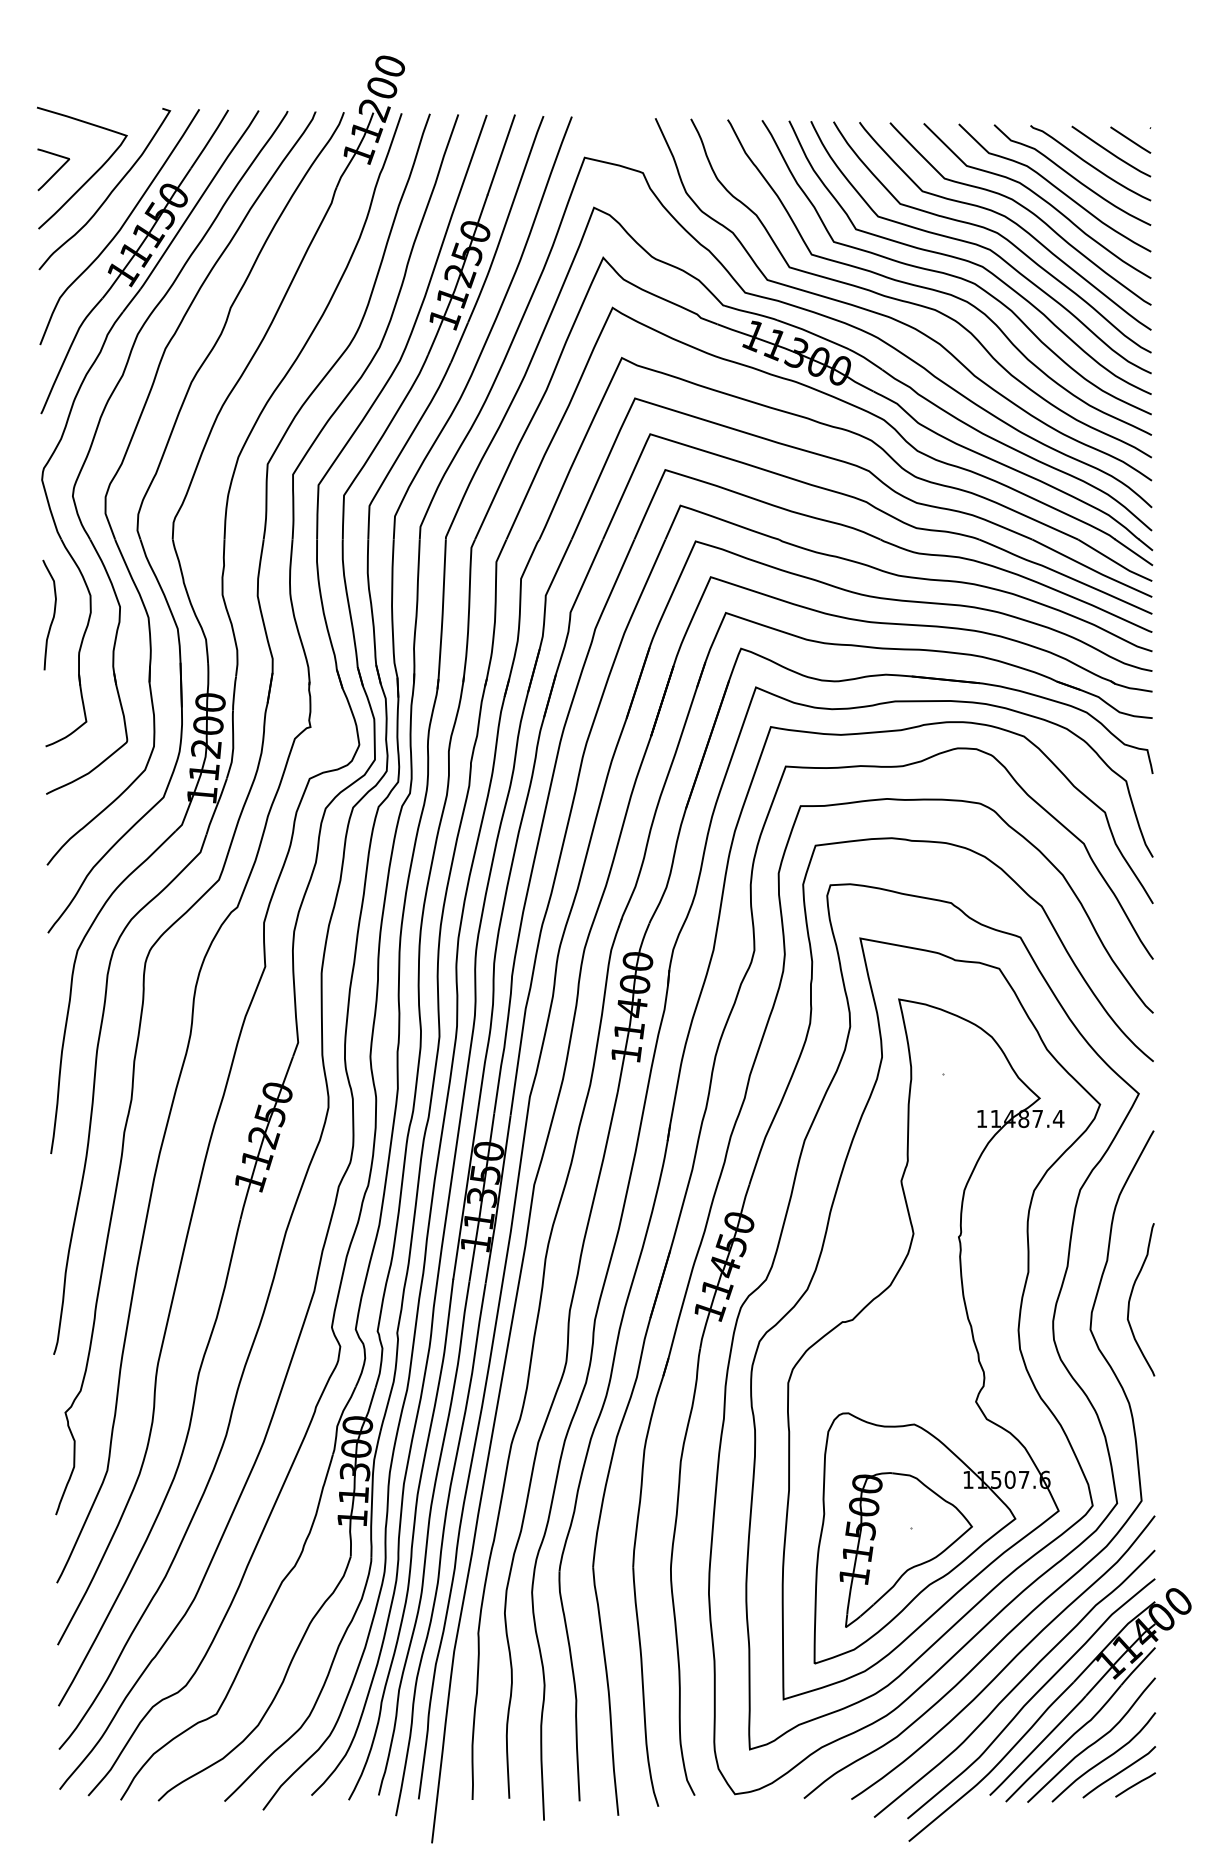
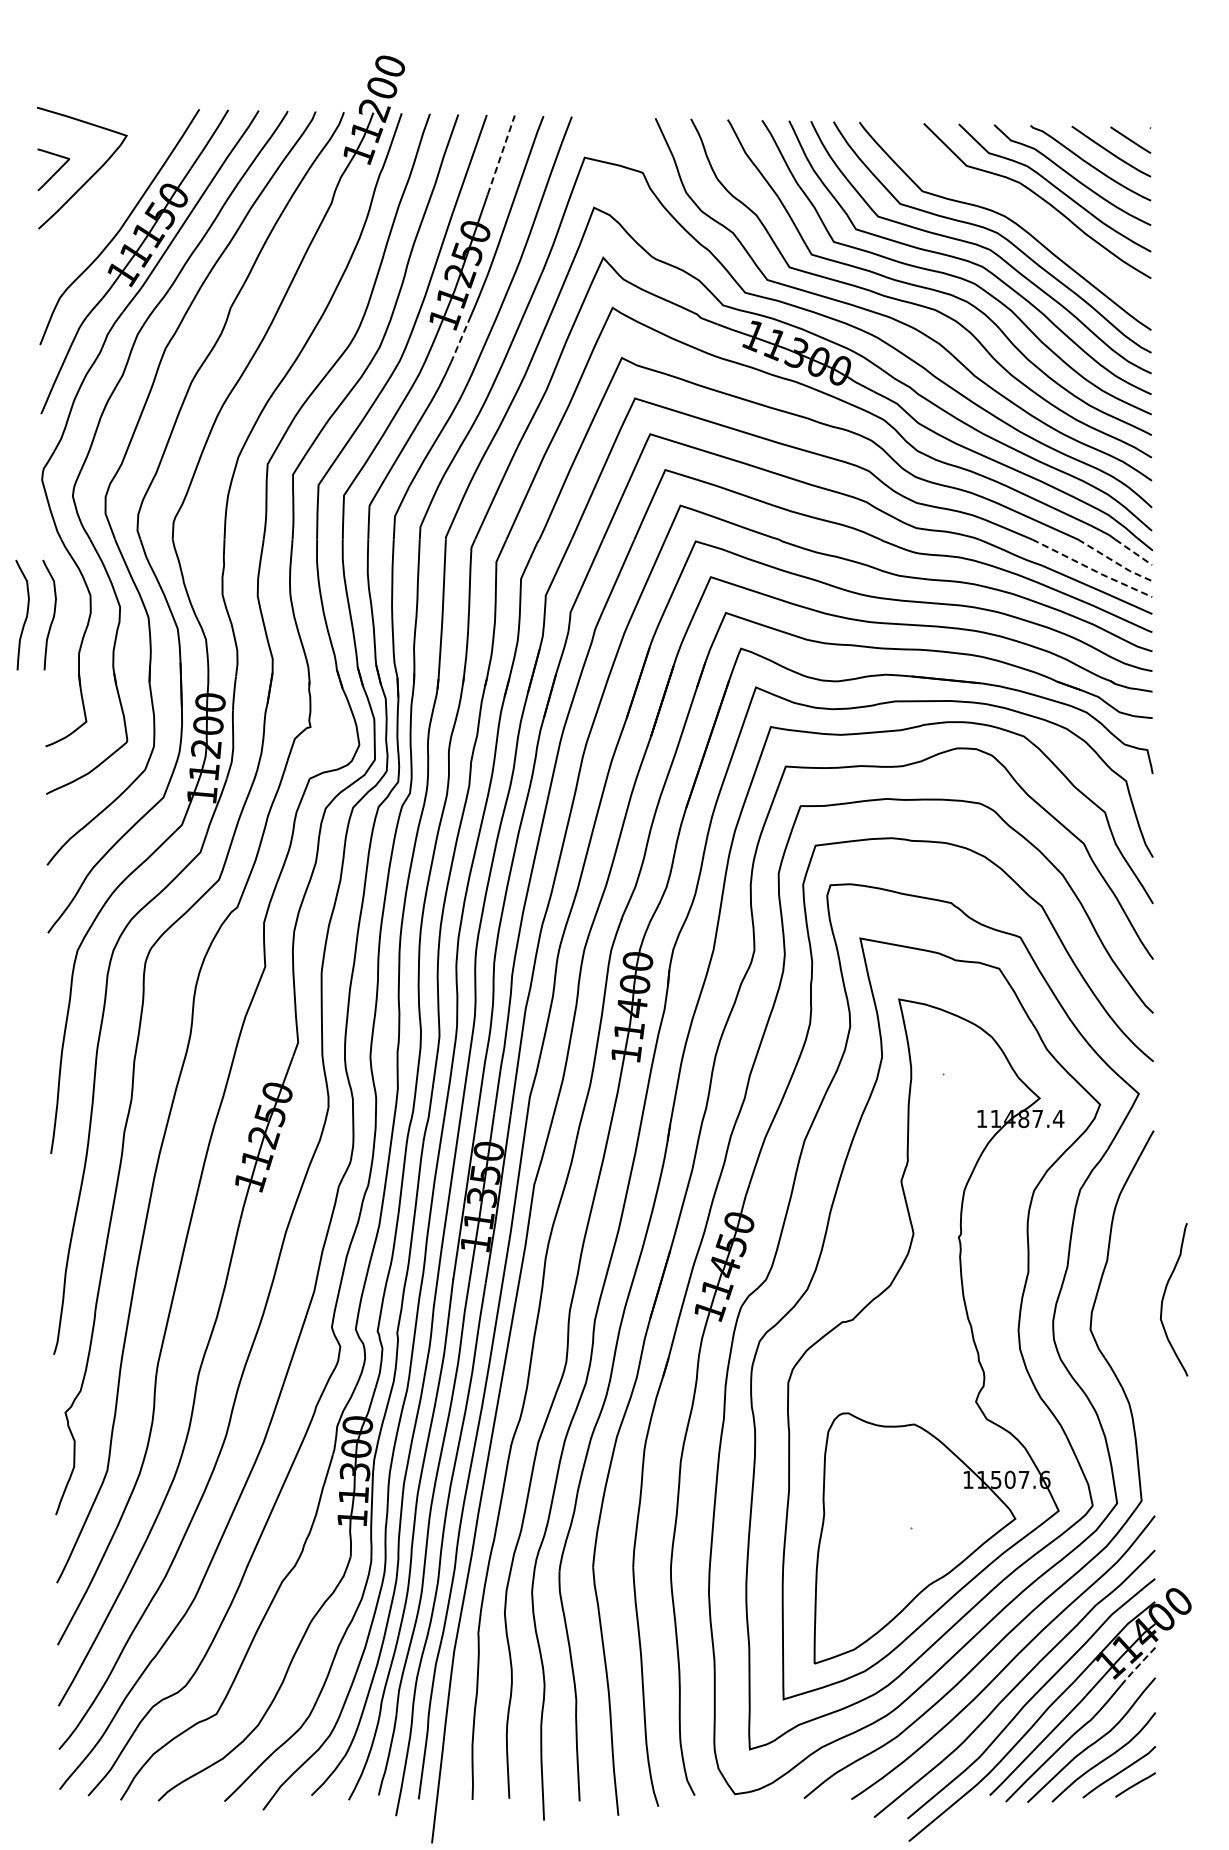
line: solid -> dashed (501, 154)
curve: present -> none (110, 191)
curve: present -> none (1022, 207)
line: solid -> dashed (459, 342)
line: solid -> dashed (1134, 552)
line: solid -> dashed (1115, 562)
line: solid -> dashed (1092, 569)
curve: none -> present (26, 614)
curve position: (1131, 1297) -> (1164, 1297) (1164, 1297)
part: present -> none (905, 1549)
line: solid -> dashed (1136, 1668)
